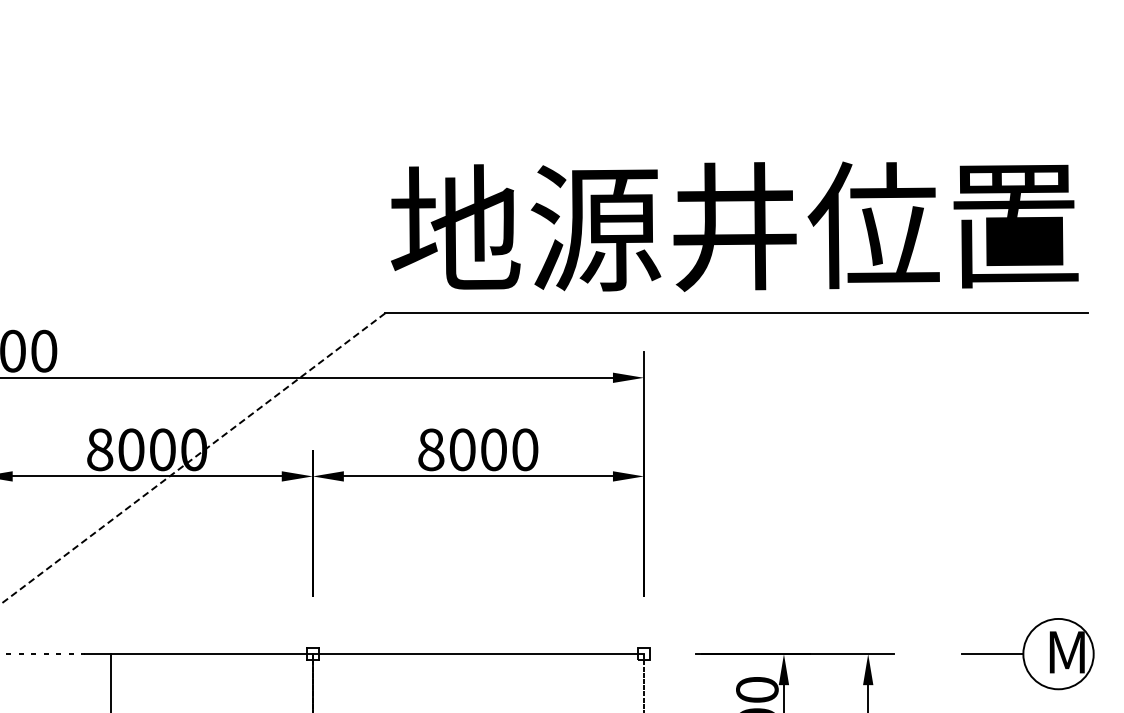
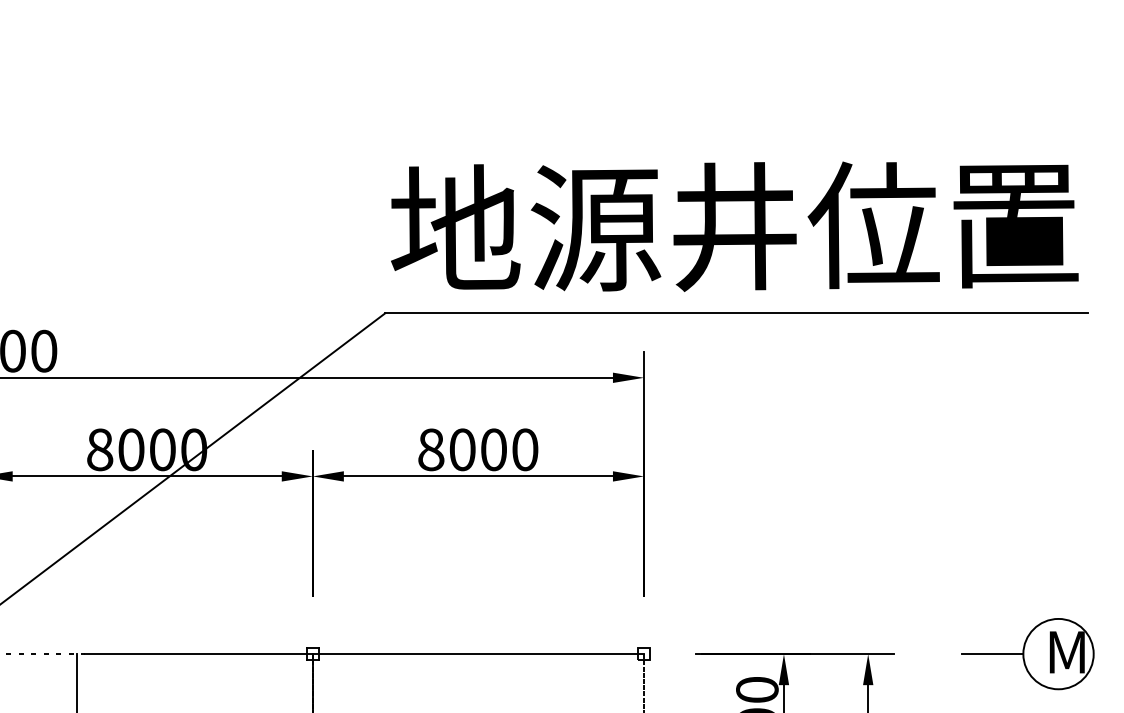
line: dashed -> solid (192, 459)
line position: (110, 681) -> (76, 681) (76, 681)
